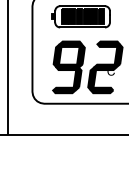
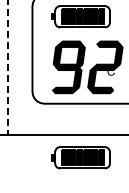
line: solid -> dashed (7, 68)
part: none -> present (80, 157)
